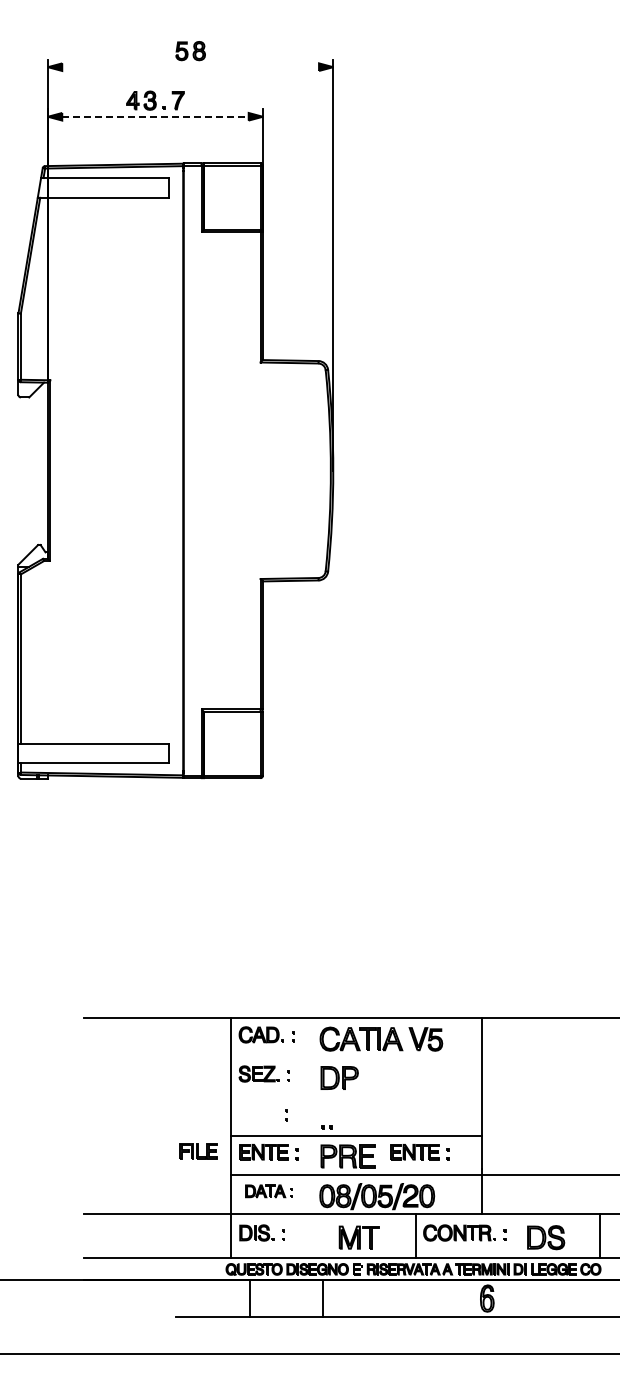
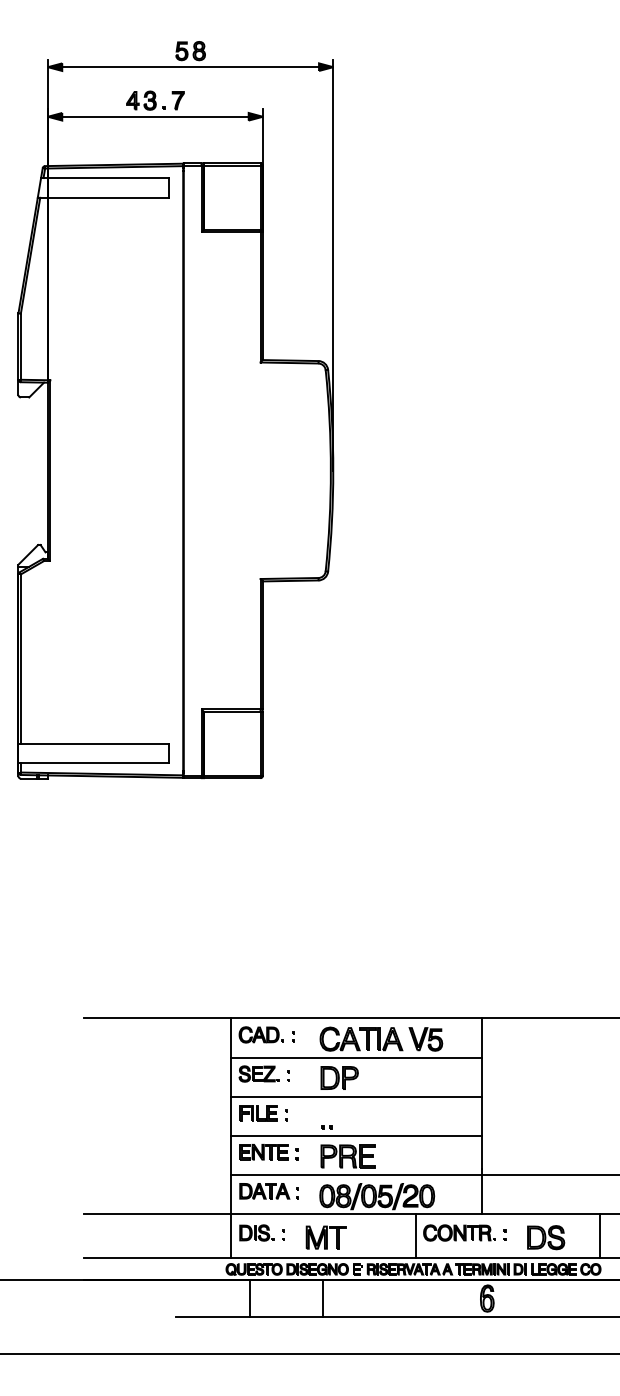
line: none -> present (190, 67)
line: dashed -> solid (155, 116)
line: none -> present (356, 1057)
line: none -> present (356, 1096)
part position: (198, 1151) -> (258, 1113) (258, 1113)
part: present -> none (419, 1152)
part size: 48x15 px -> 60x17 px (268, 1191)
part position: (358, 1237) -> (325, 1237) (325, 1237)
